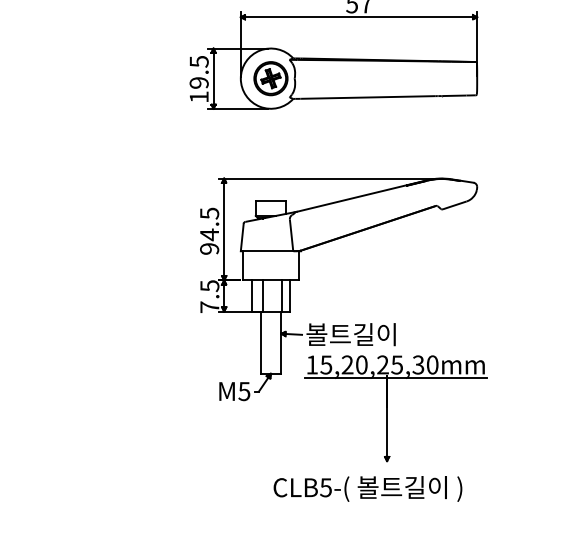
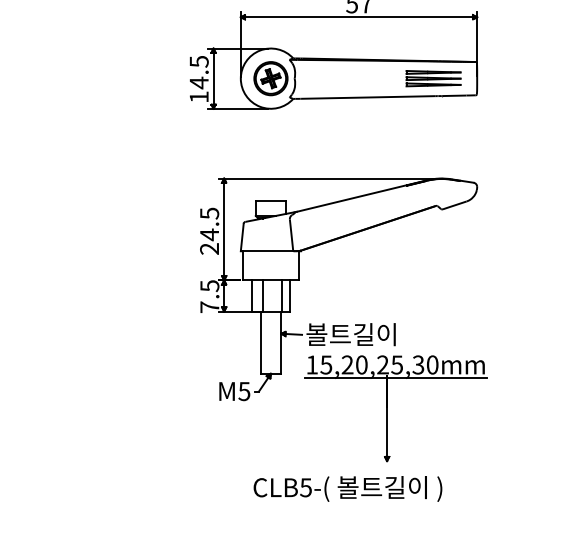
part: none -> present (433, 78)
text: 19.5 -> 14.5 (198, 82)
text: 94.5 -> 24.5 (209, 248)
text position: (367, 488) -> (347, 488) (347, 488)
